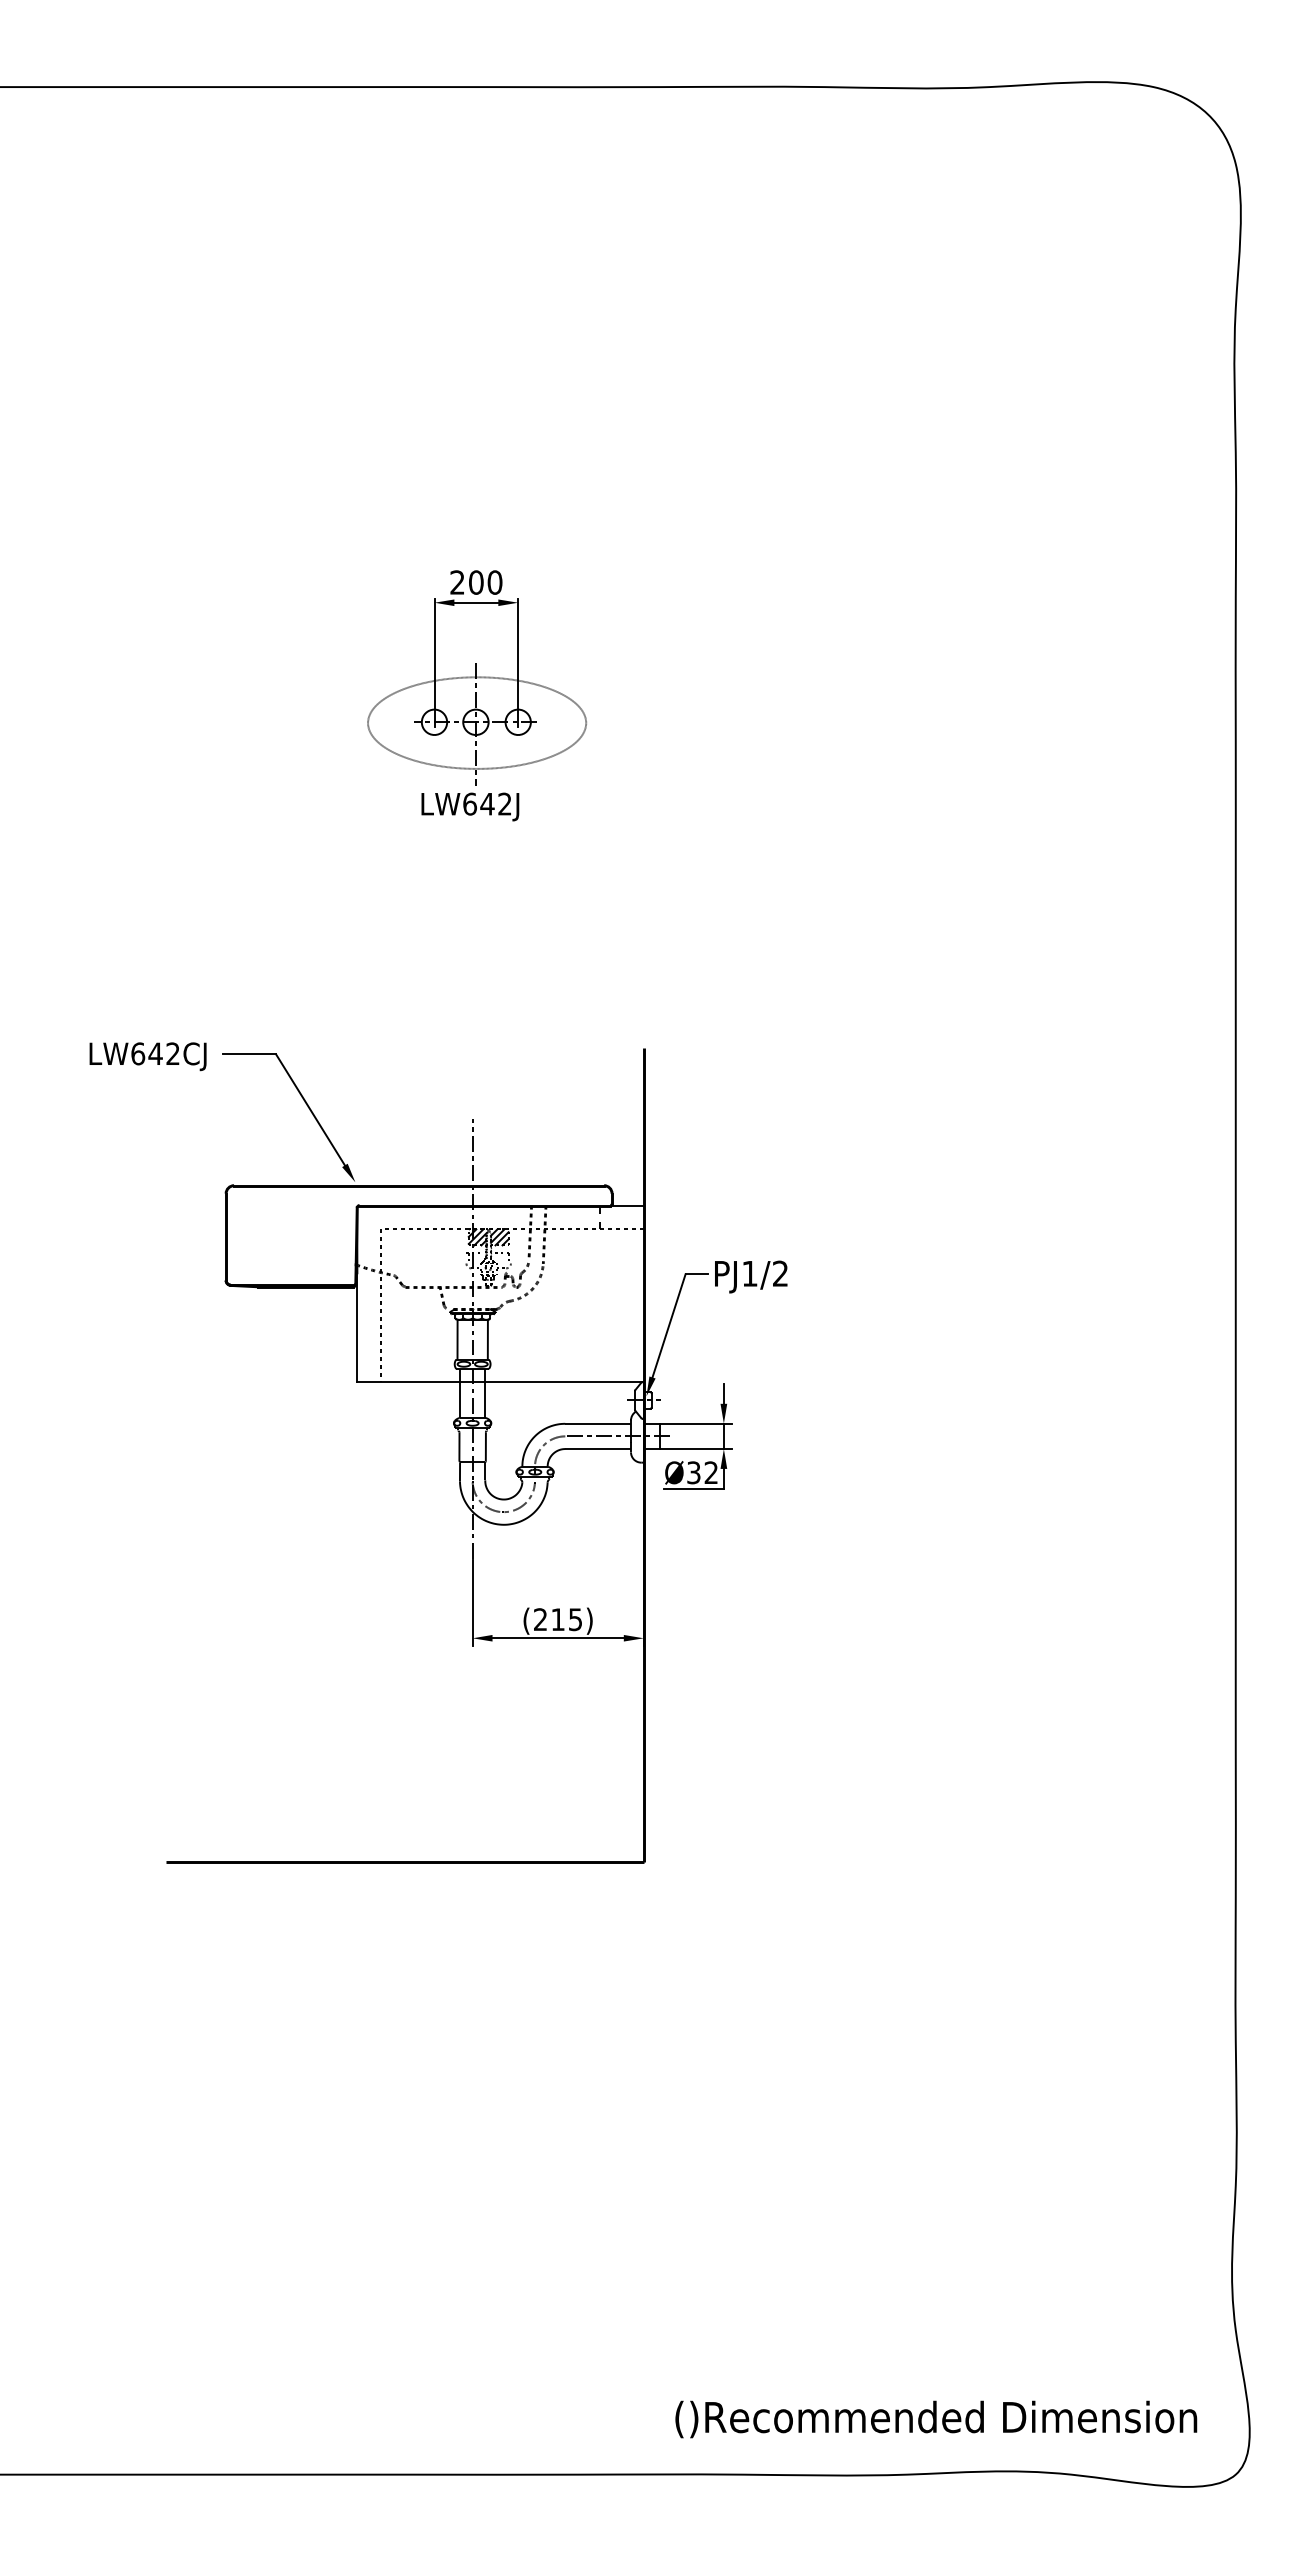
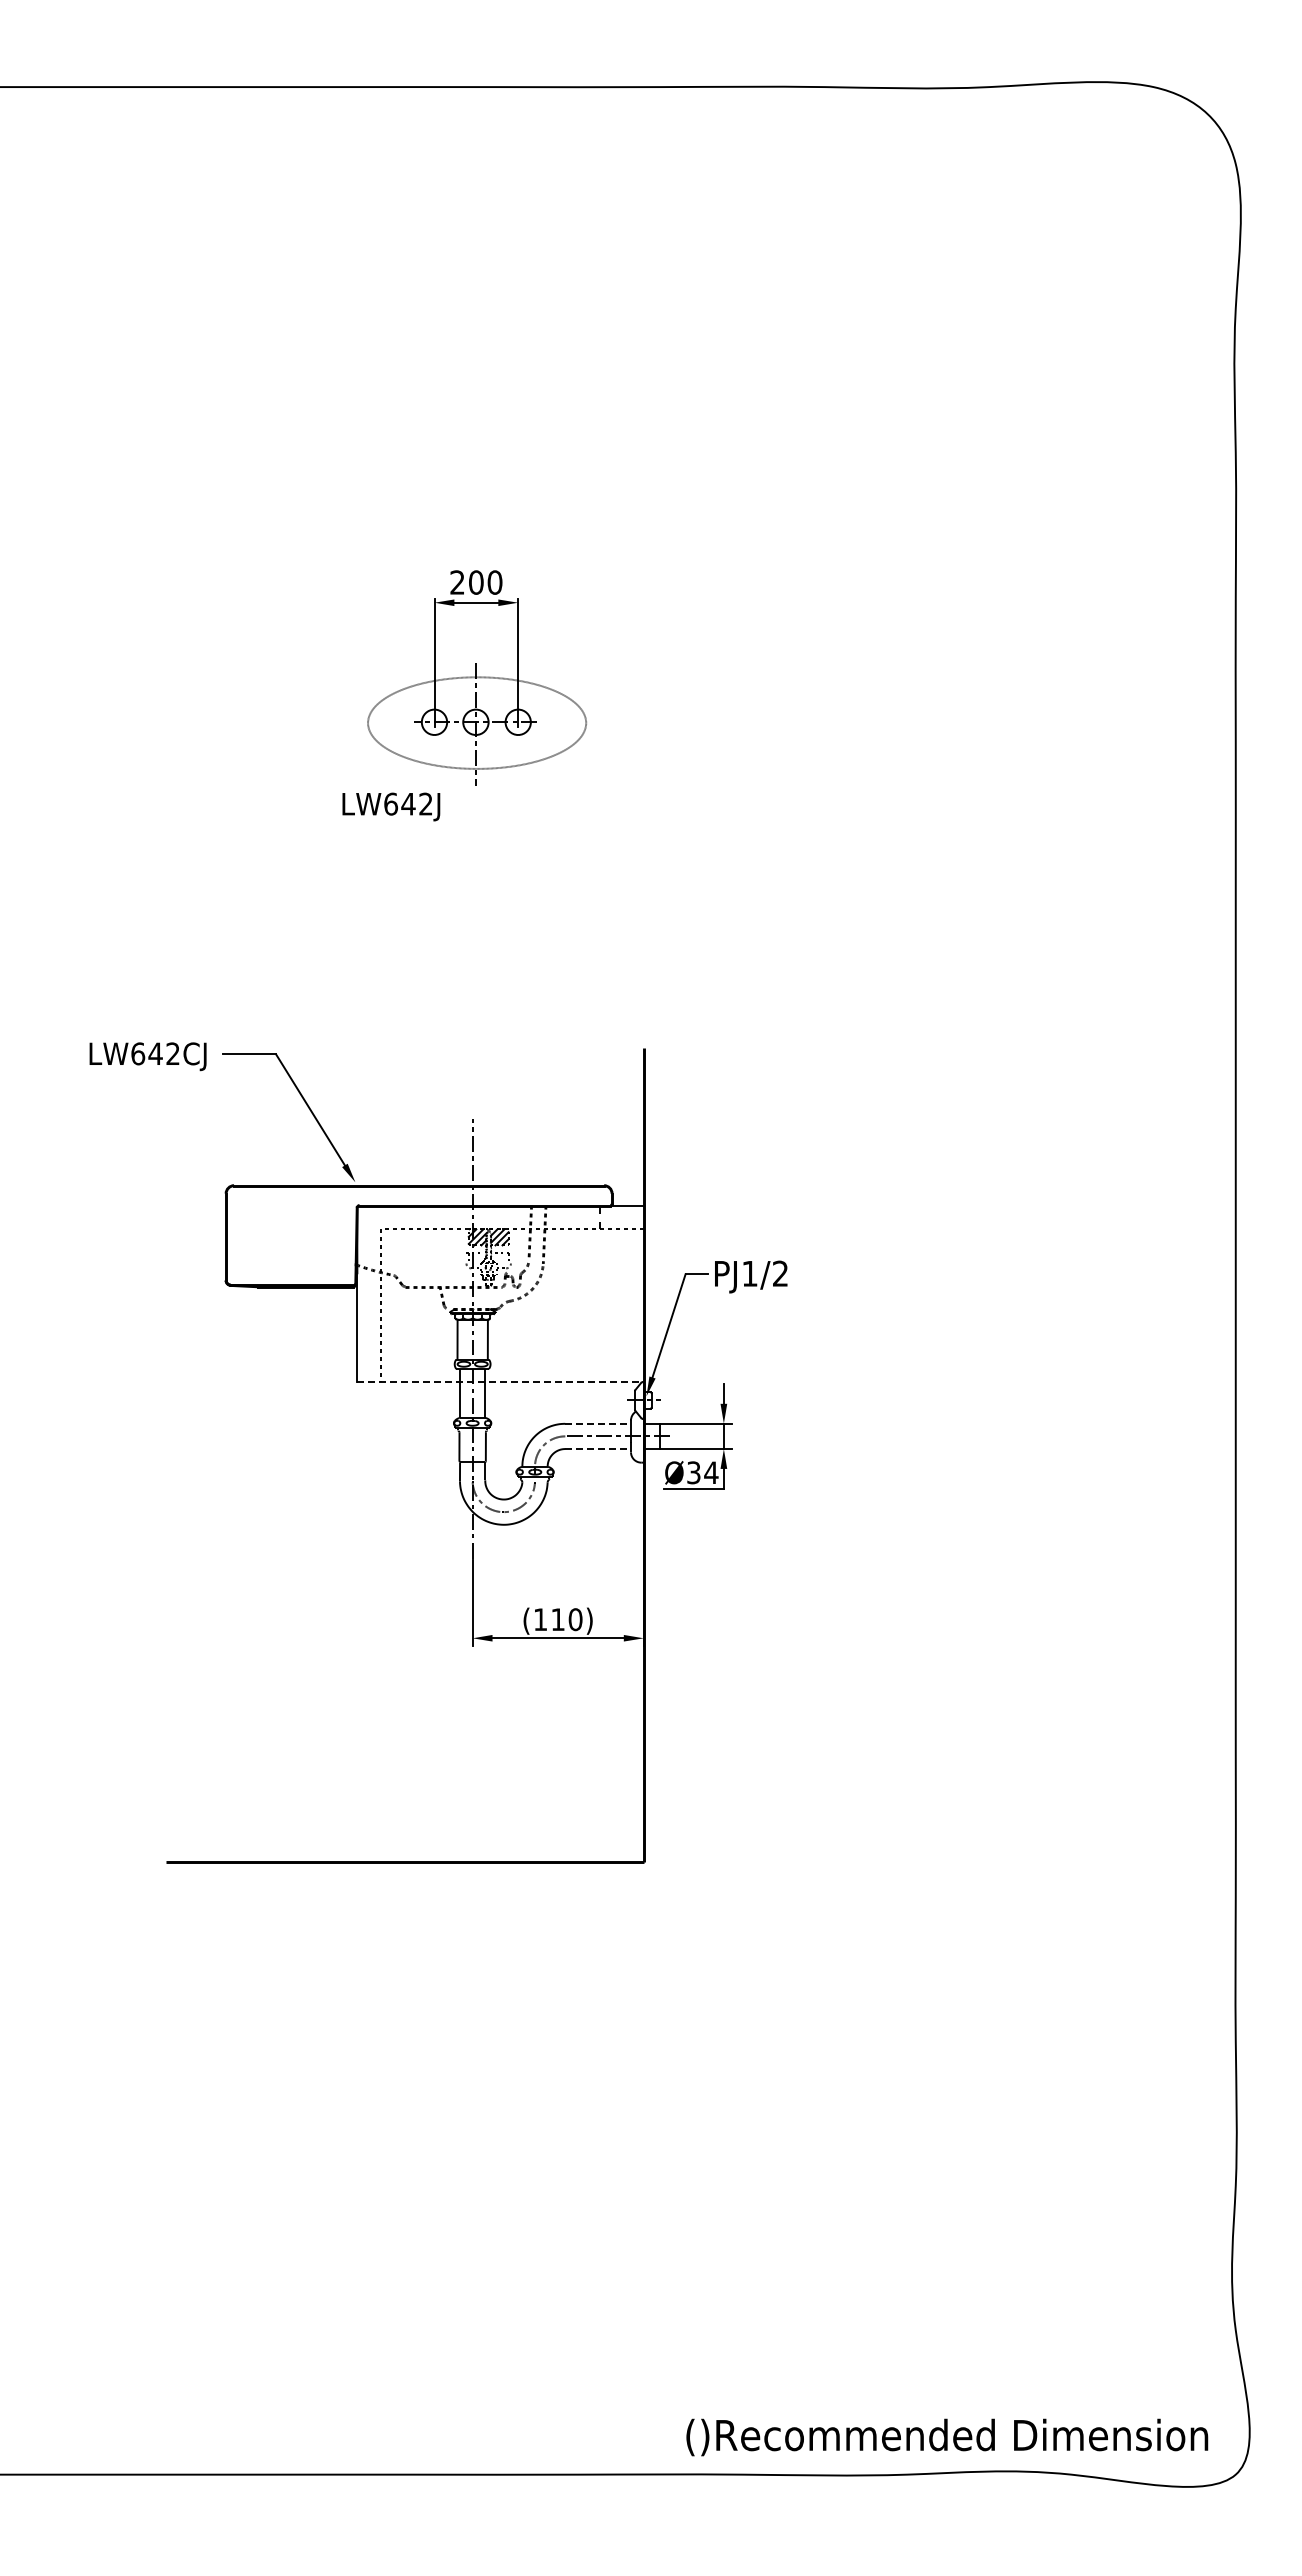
text position: (470, 806) -> (391, 806) (391, 806)
line: solid -> dashed (501, 1381)
line: solid -> dashed (598, 1423)
line: solid -> dashed (598, 1449)
text: Ø32 -> Ø34 (711, 1472)
text: (215) -> (110) (558, 1619)
text position: (936, 2419) -> (947, 2437) (947, 2437)
